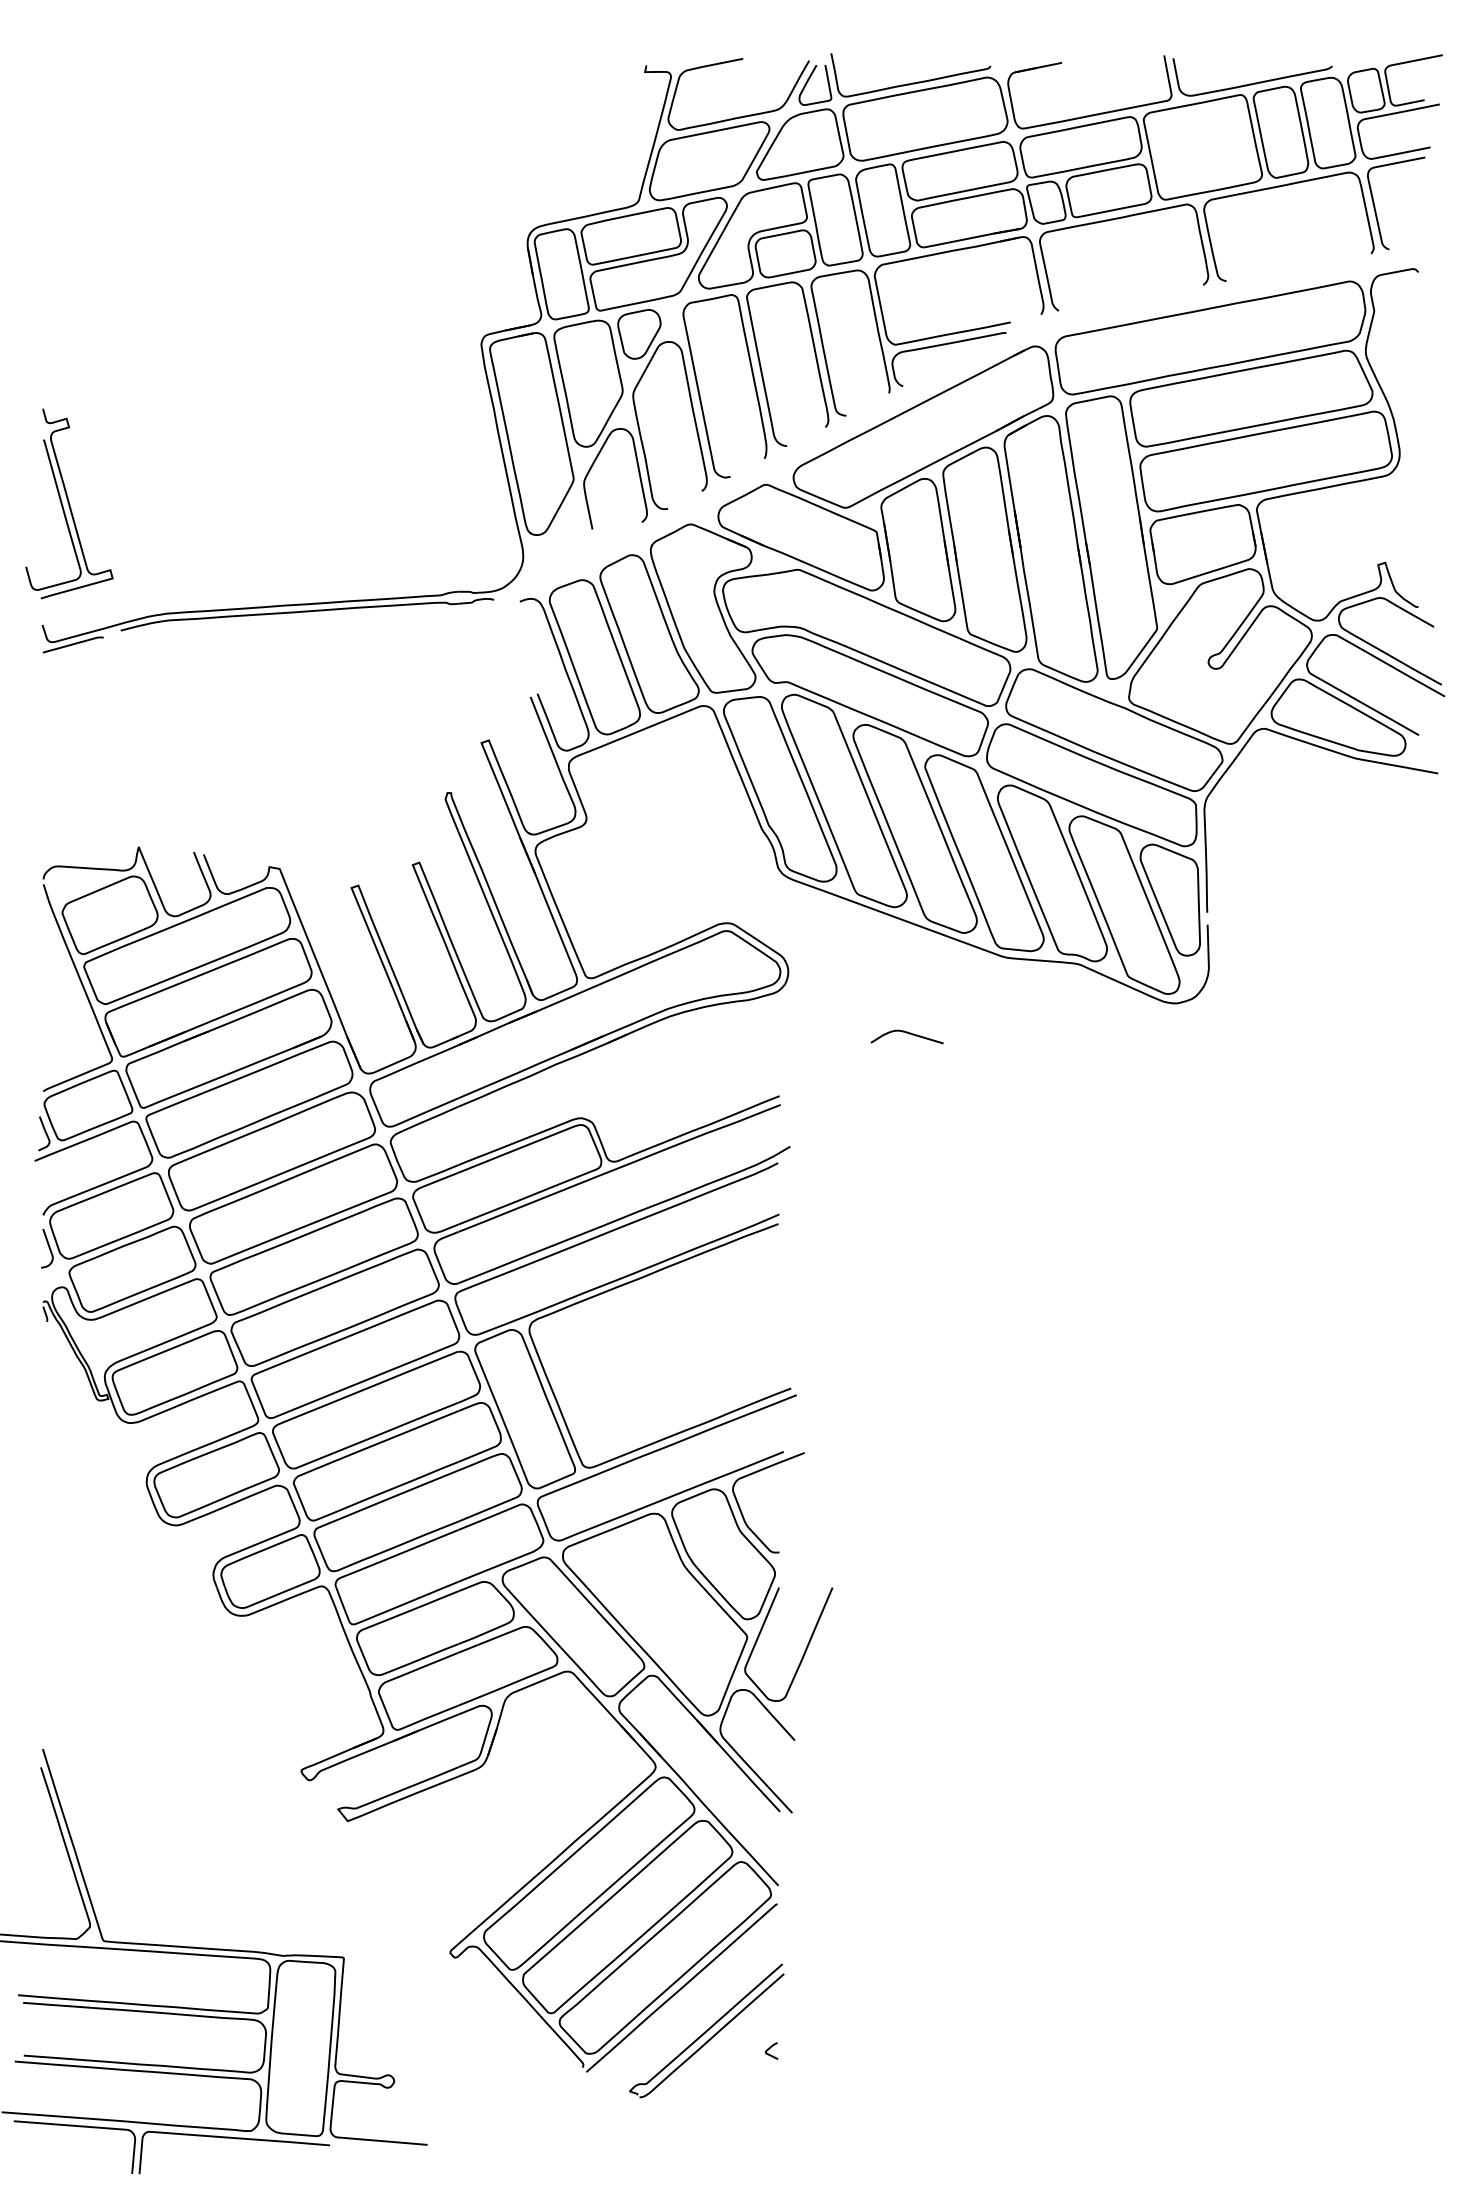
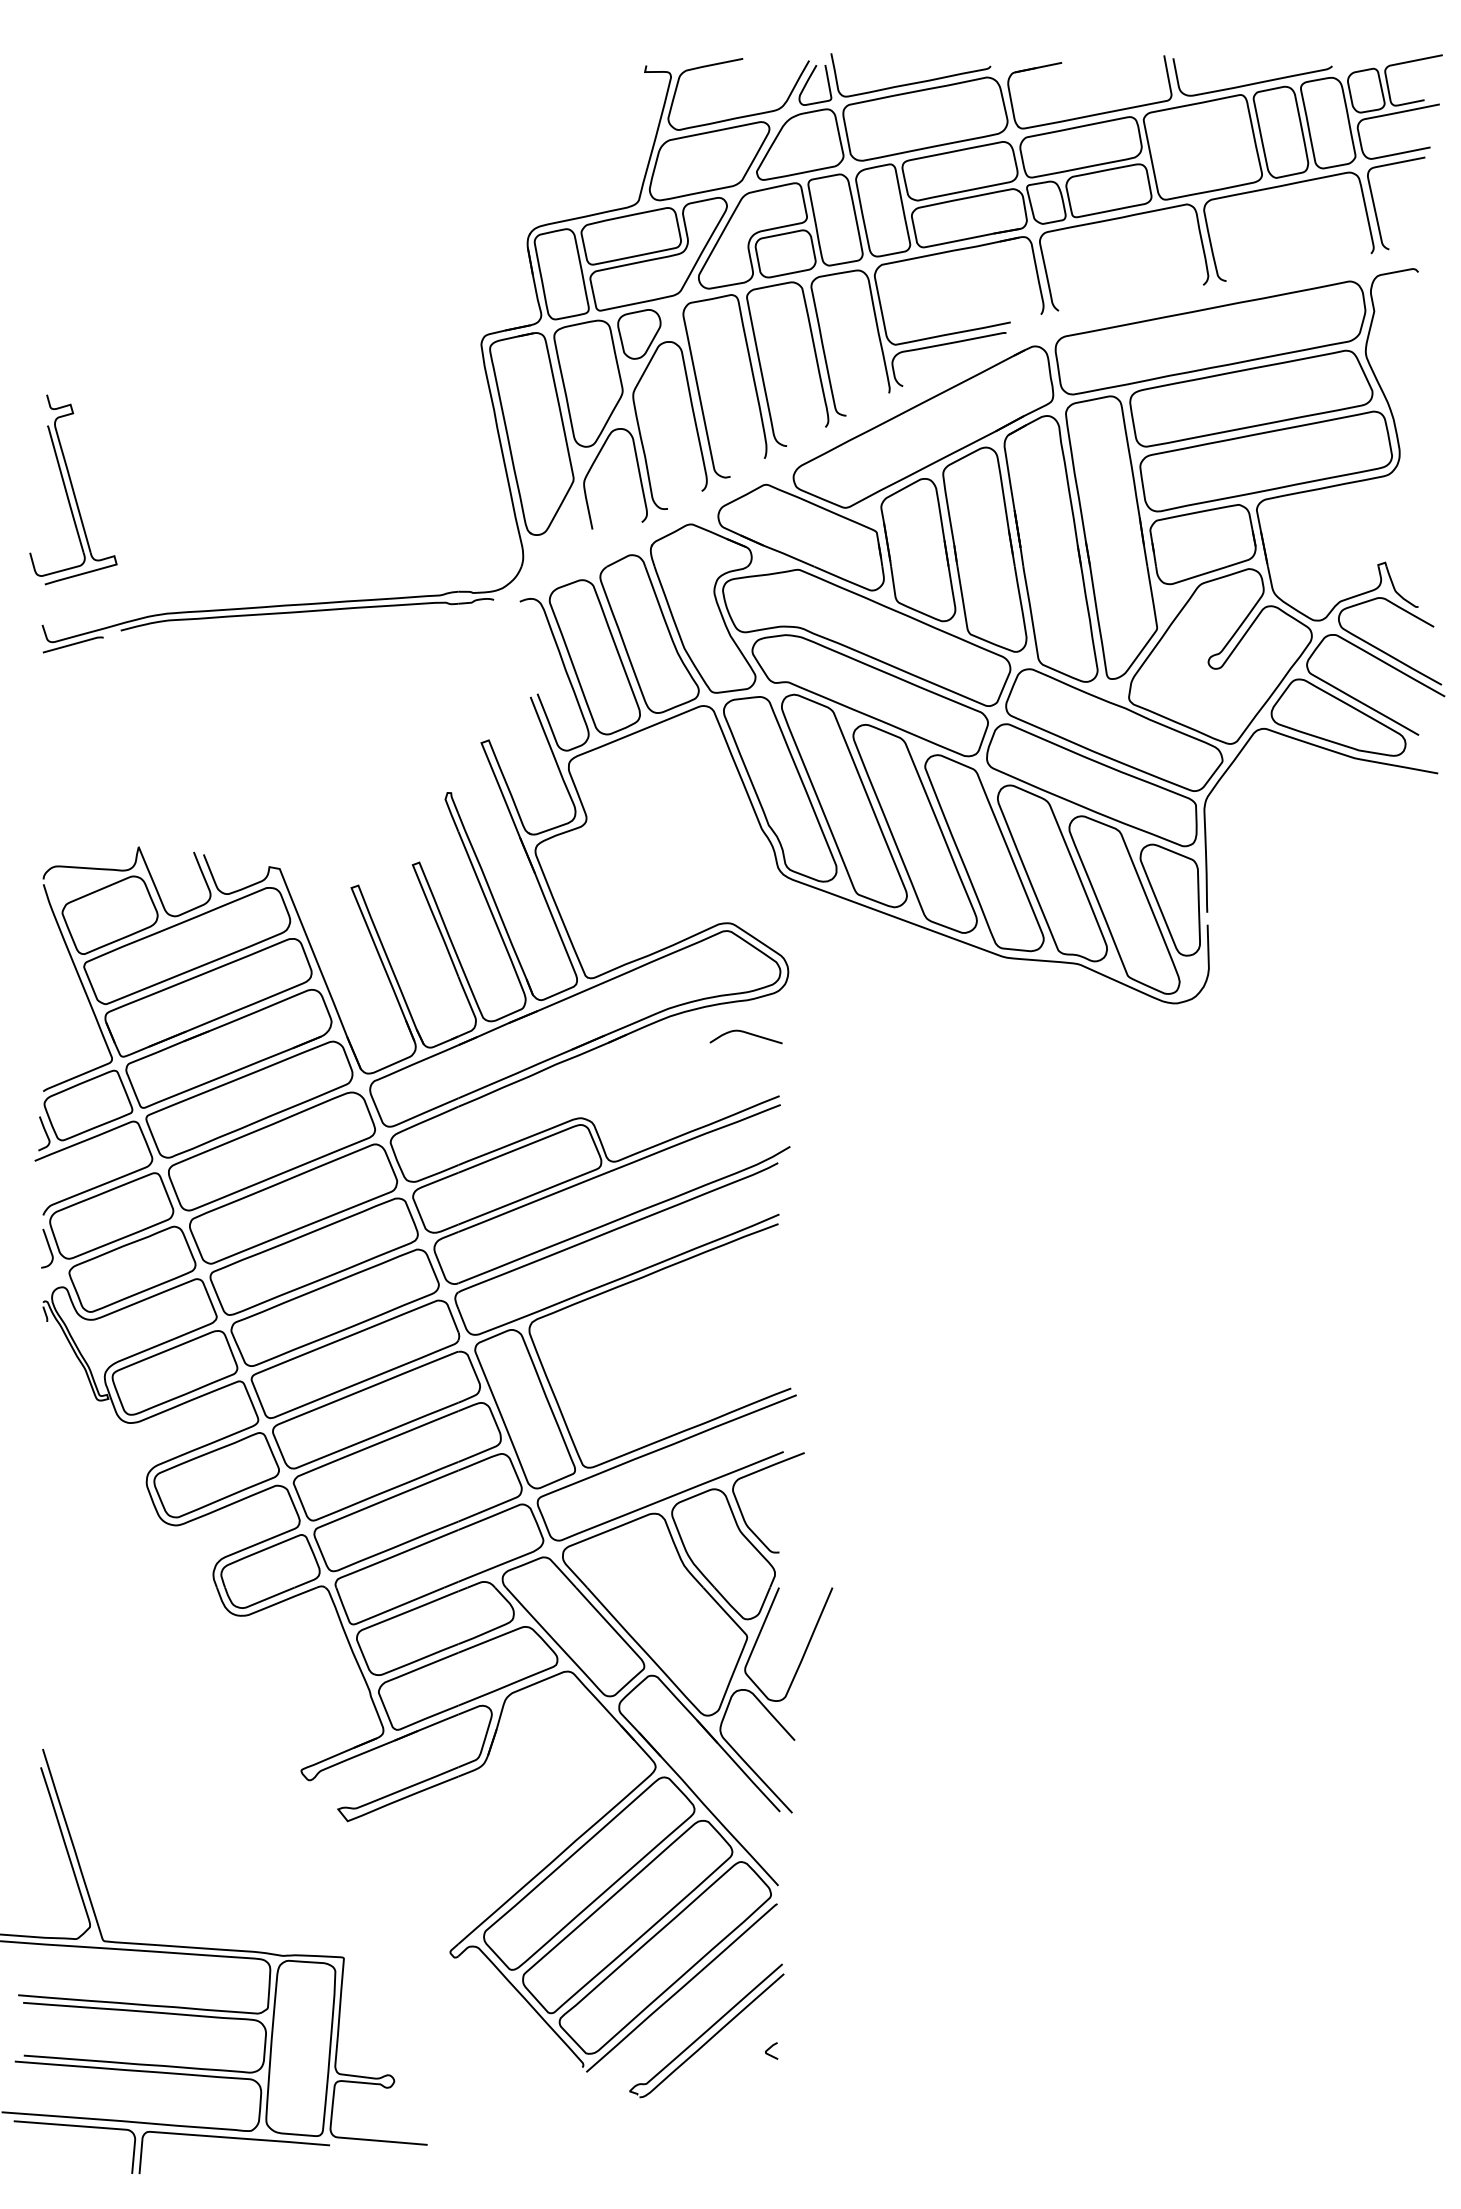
part position: (69, 503) -> (73, 489) (73, 489)
curve position: (906, 1033) -> (745, 1033) (745, 1033)
